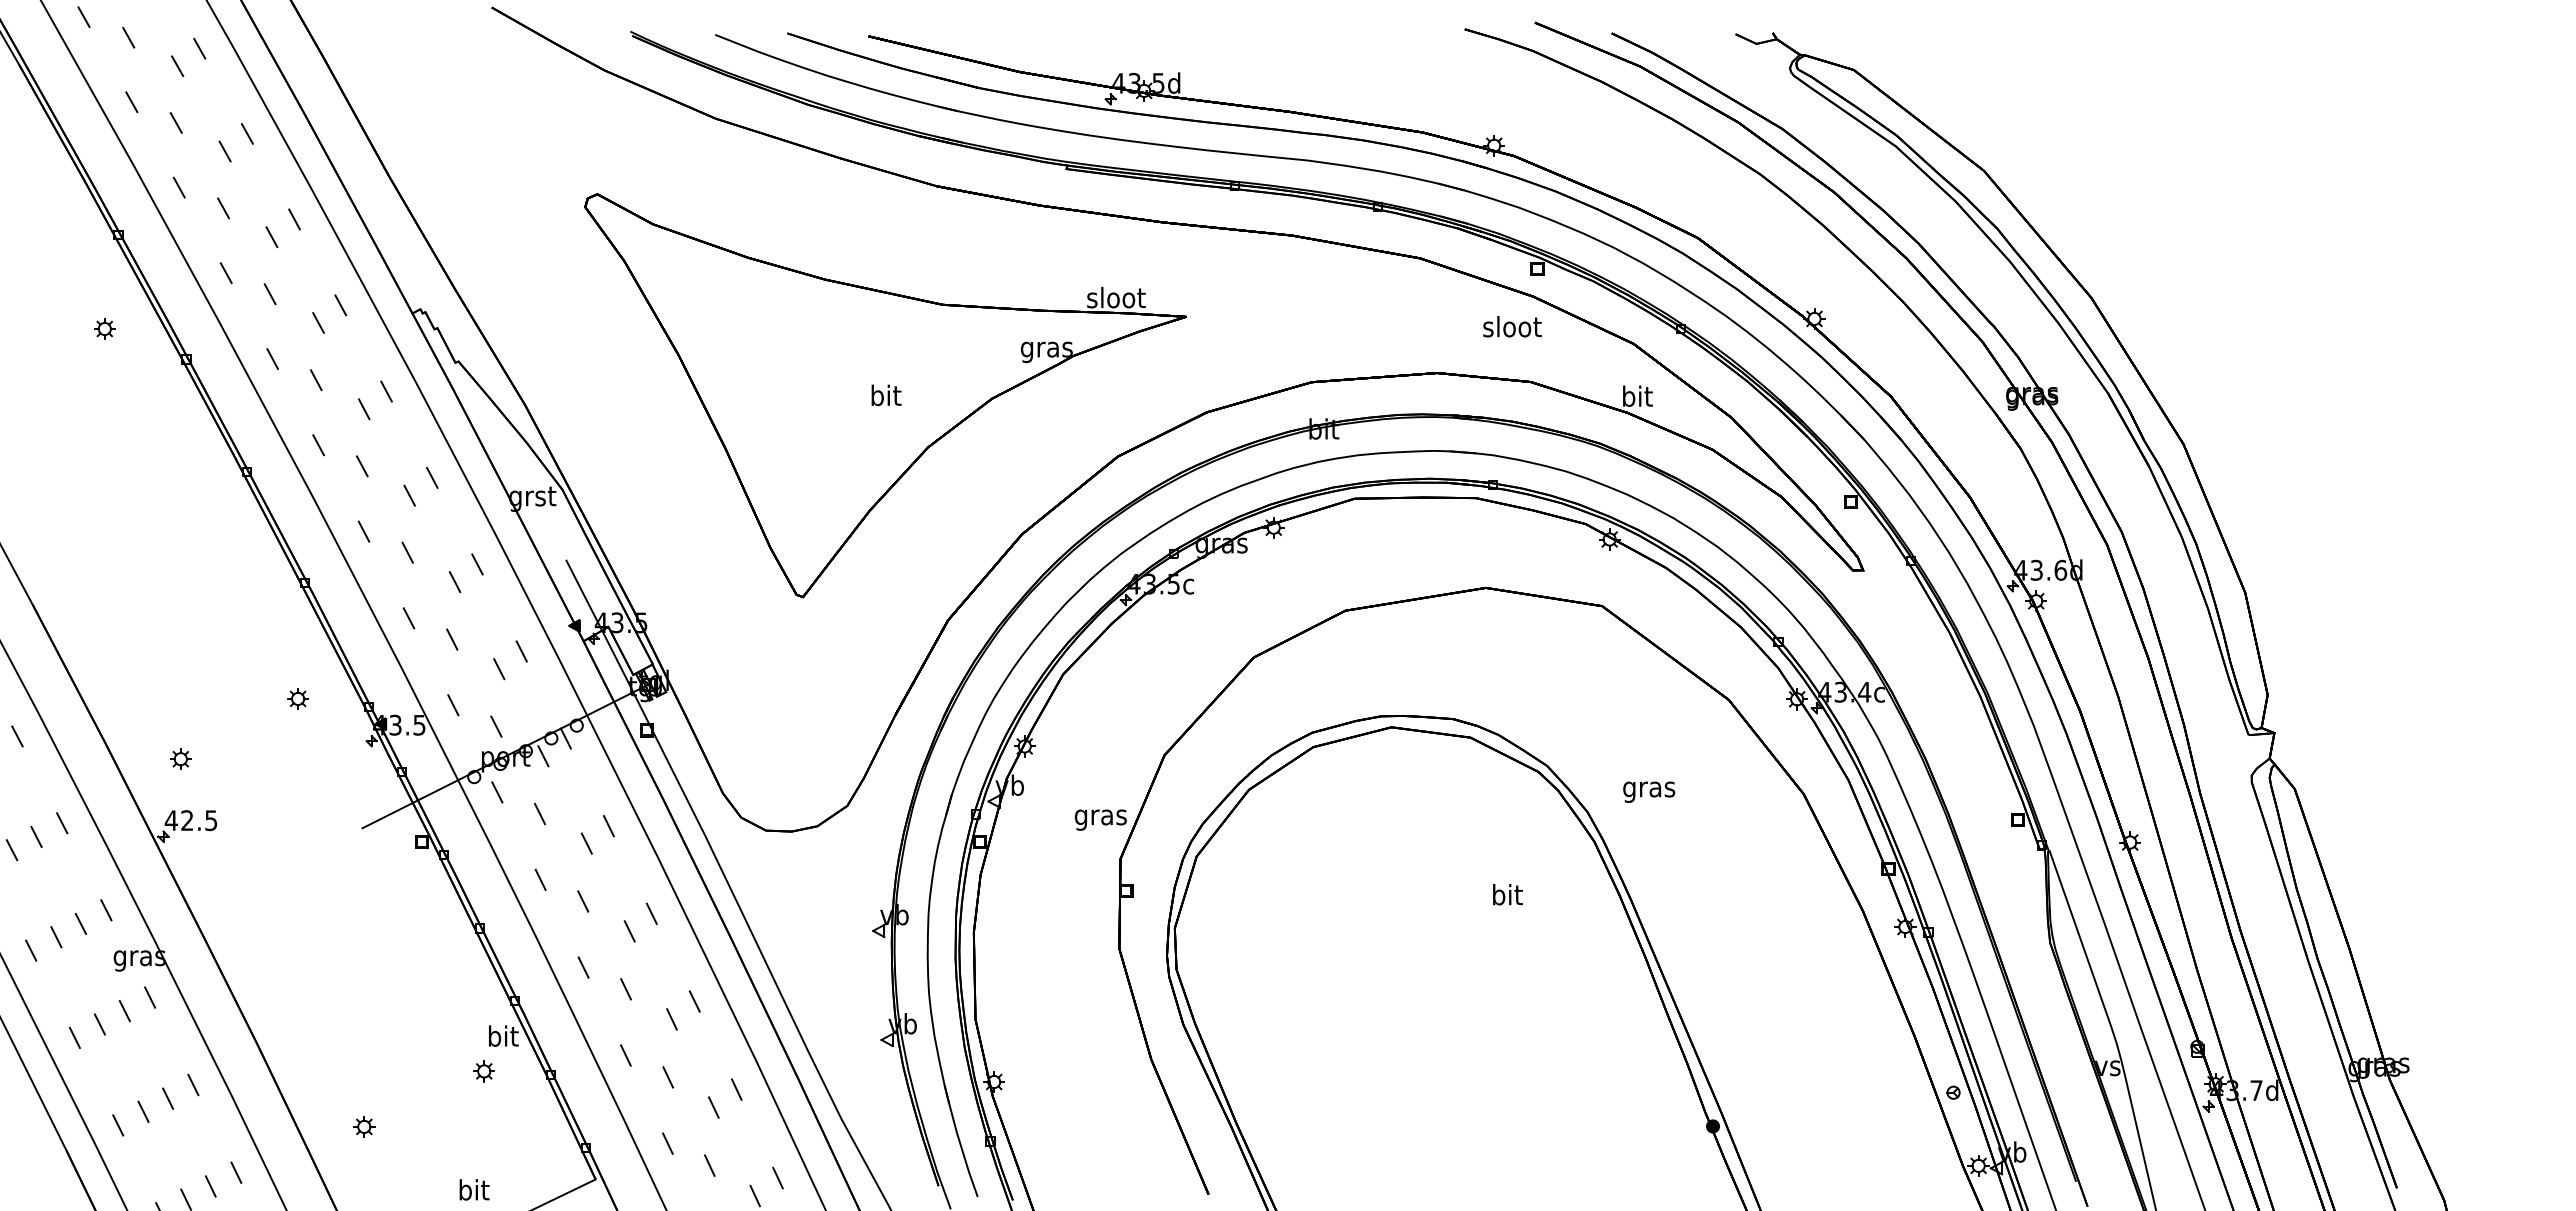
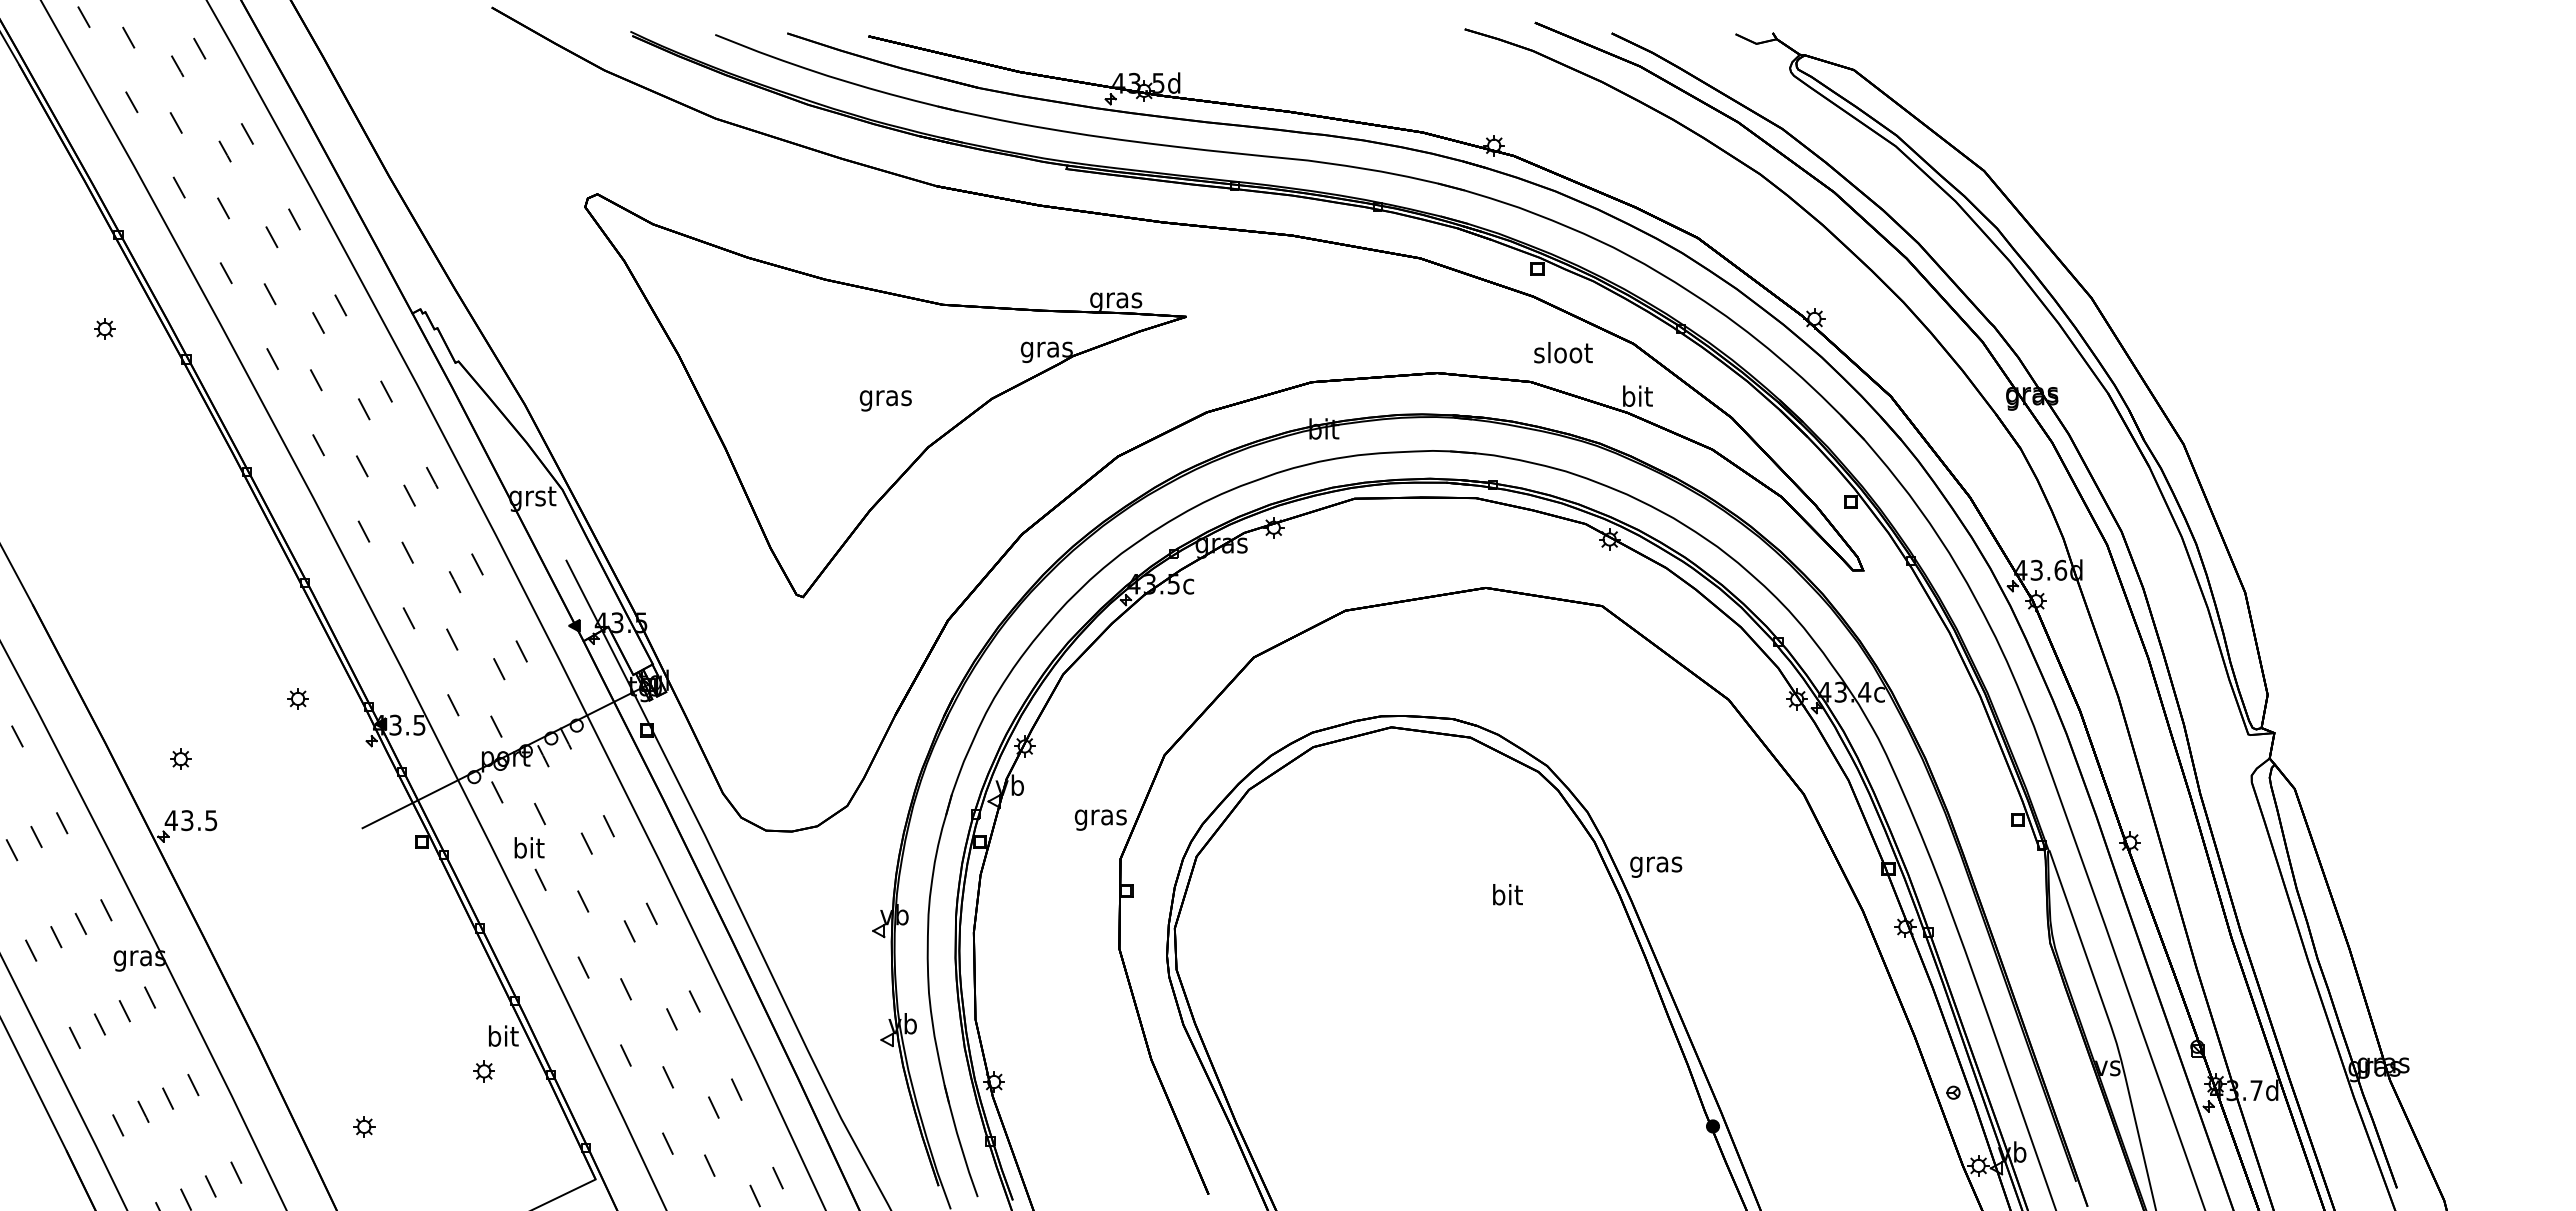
text: sloot -> gras (1116, 299)
text position: (1512, 326) -> (1563, 352) (1563, 352)
text: bit -> gras (885, 397)
text position: (1649, 791) -> (1656, 866) (1656, 866)
text: 42.5 -> 43.5 (187, 820)
text position: (474, 1189) -> (529, 847) (529, 847)
